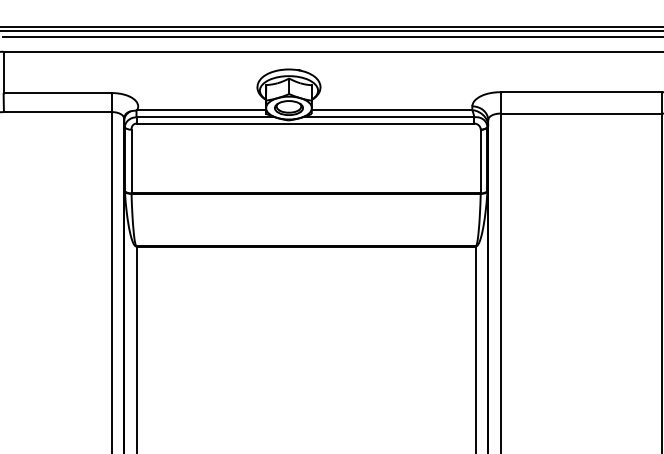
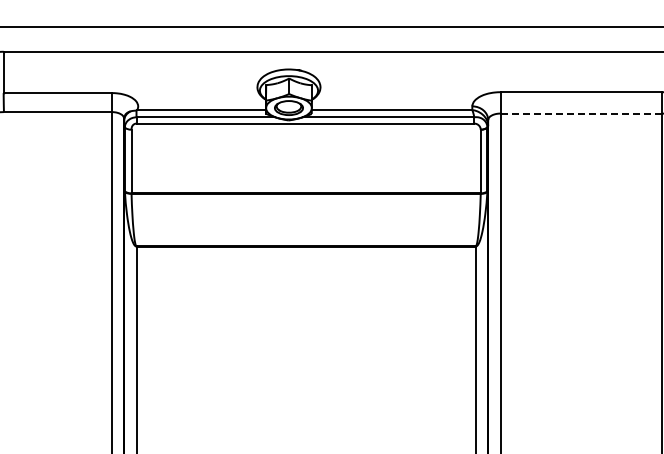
line: present -> none (331, 31)
line: present -> none (331, 37)
line: solid -> dashed (581, 113)
